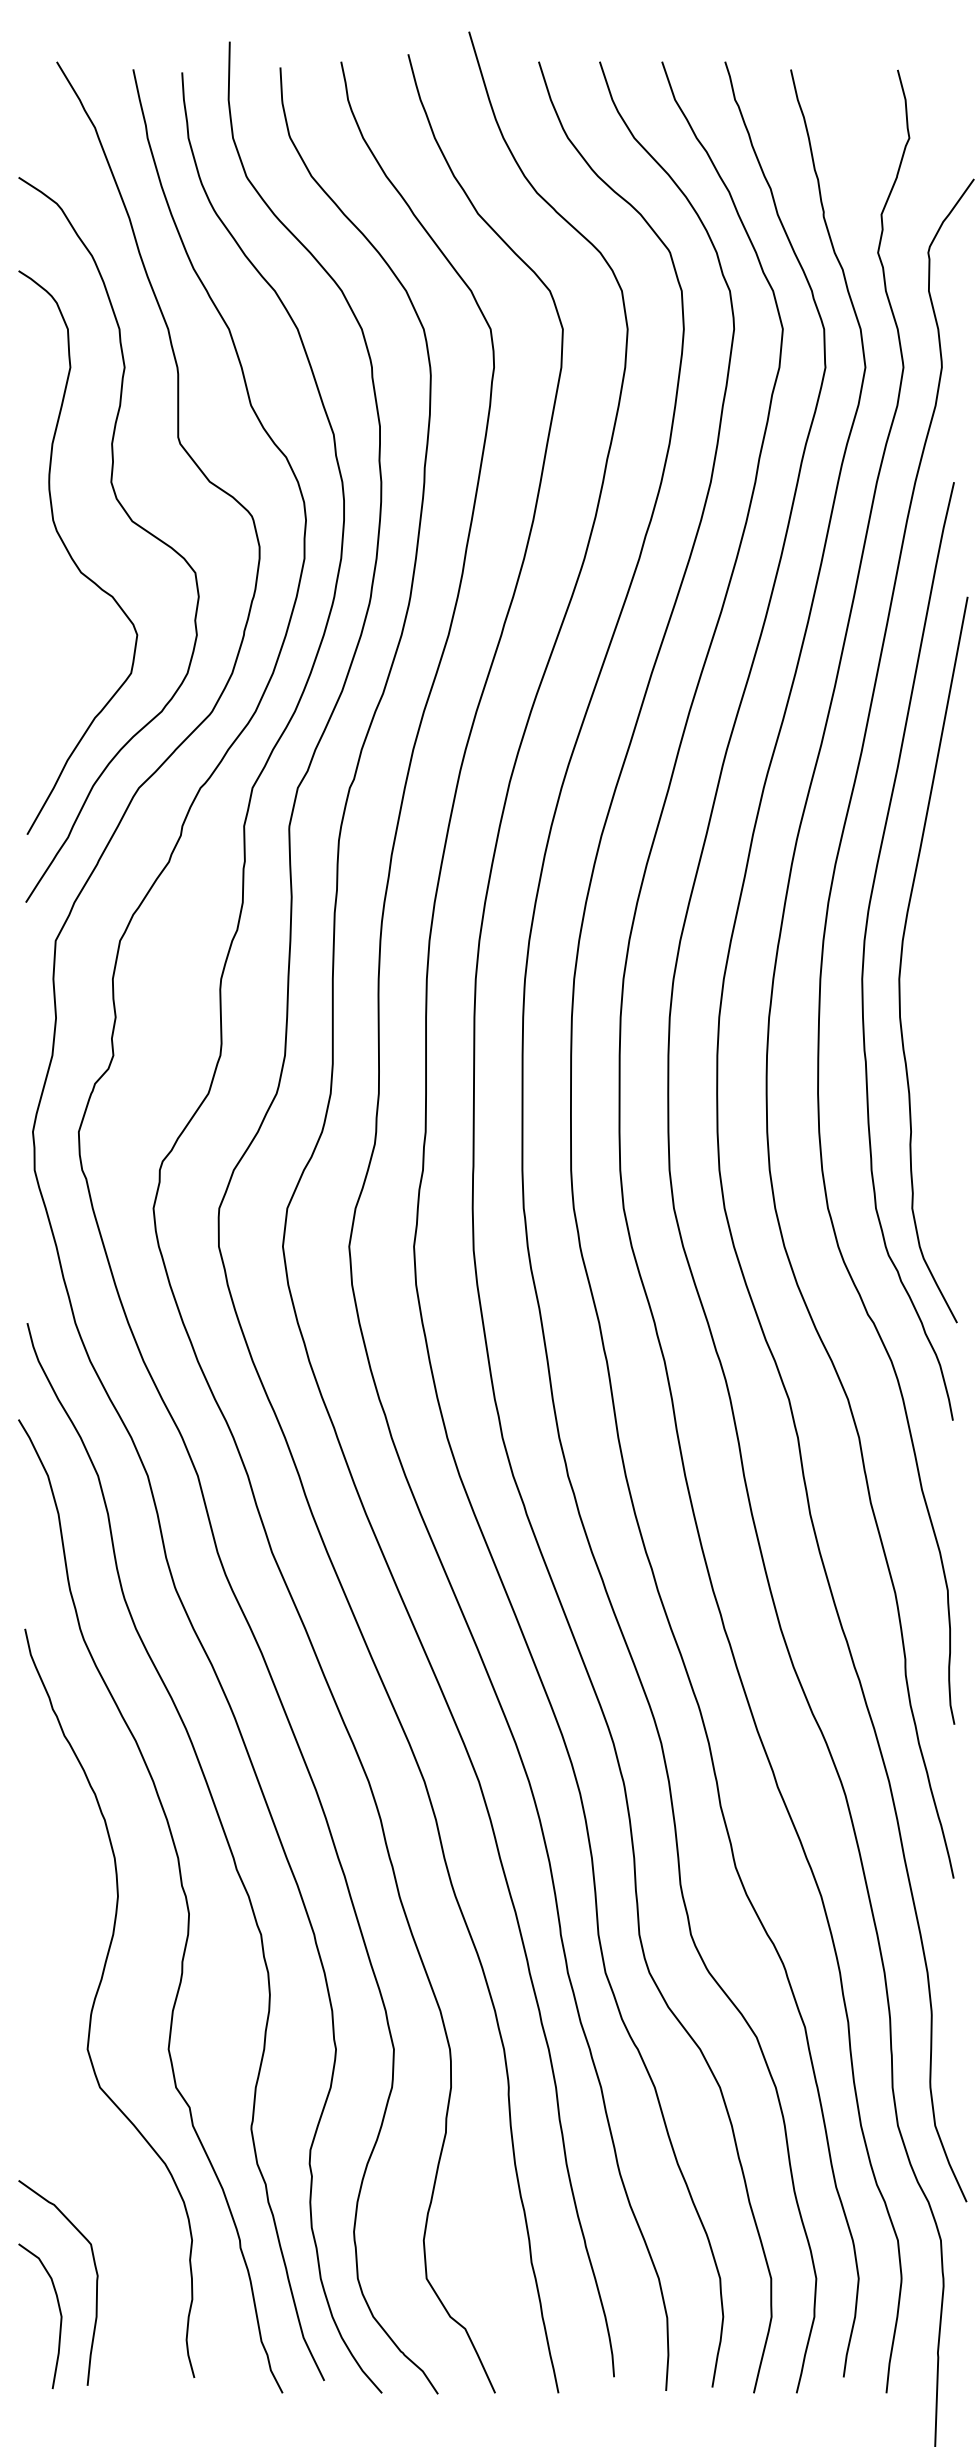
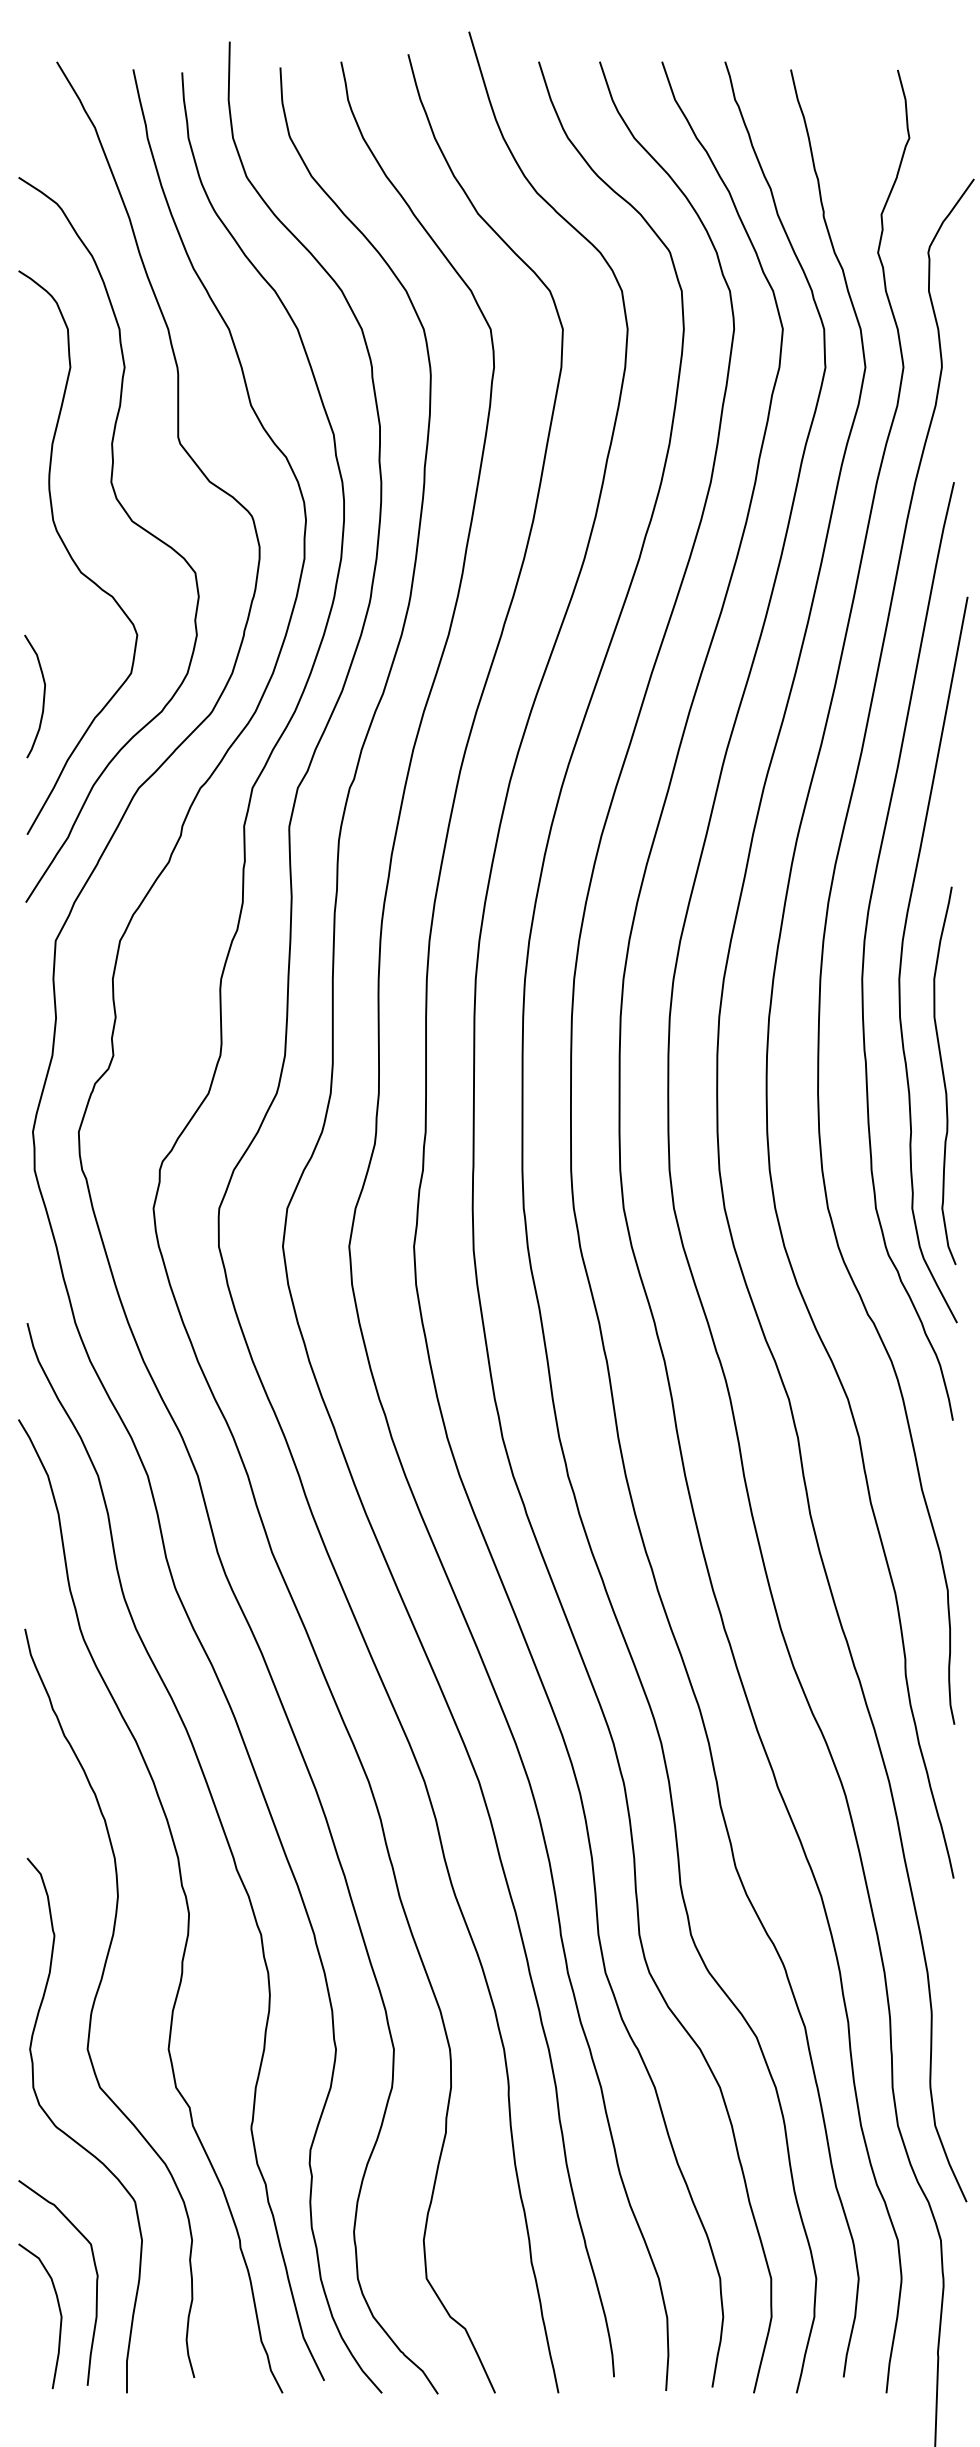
curve: none -> present (43, 696)
curve: none -> present (944, 1075)
curve: none -> present (73, 2138)
